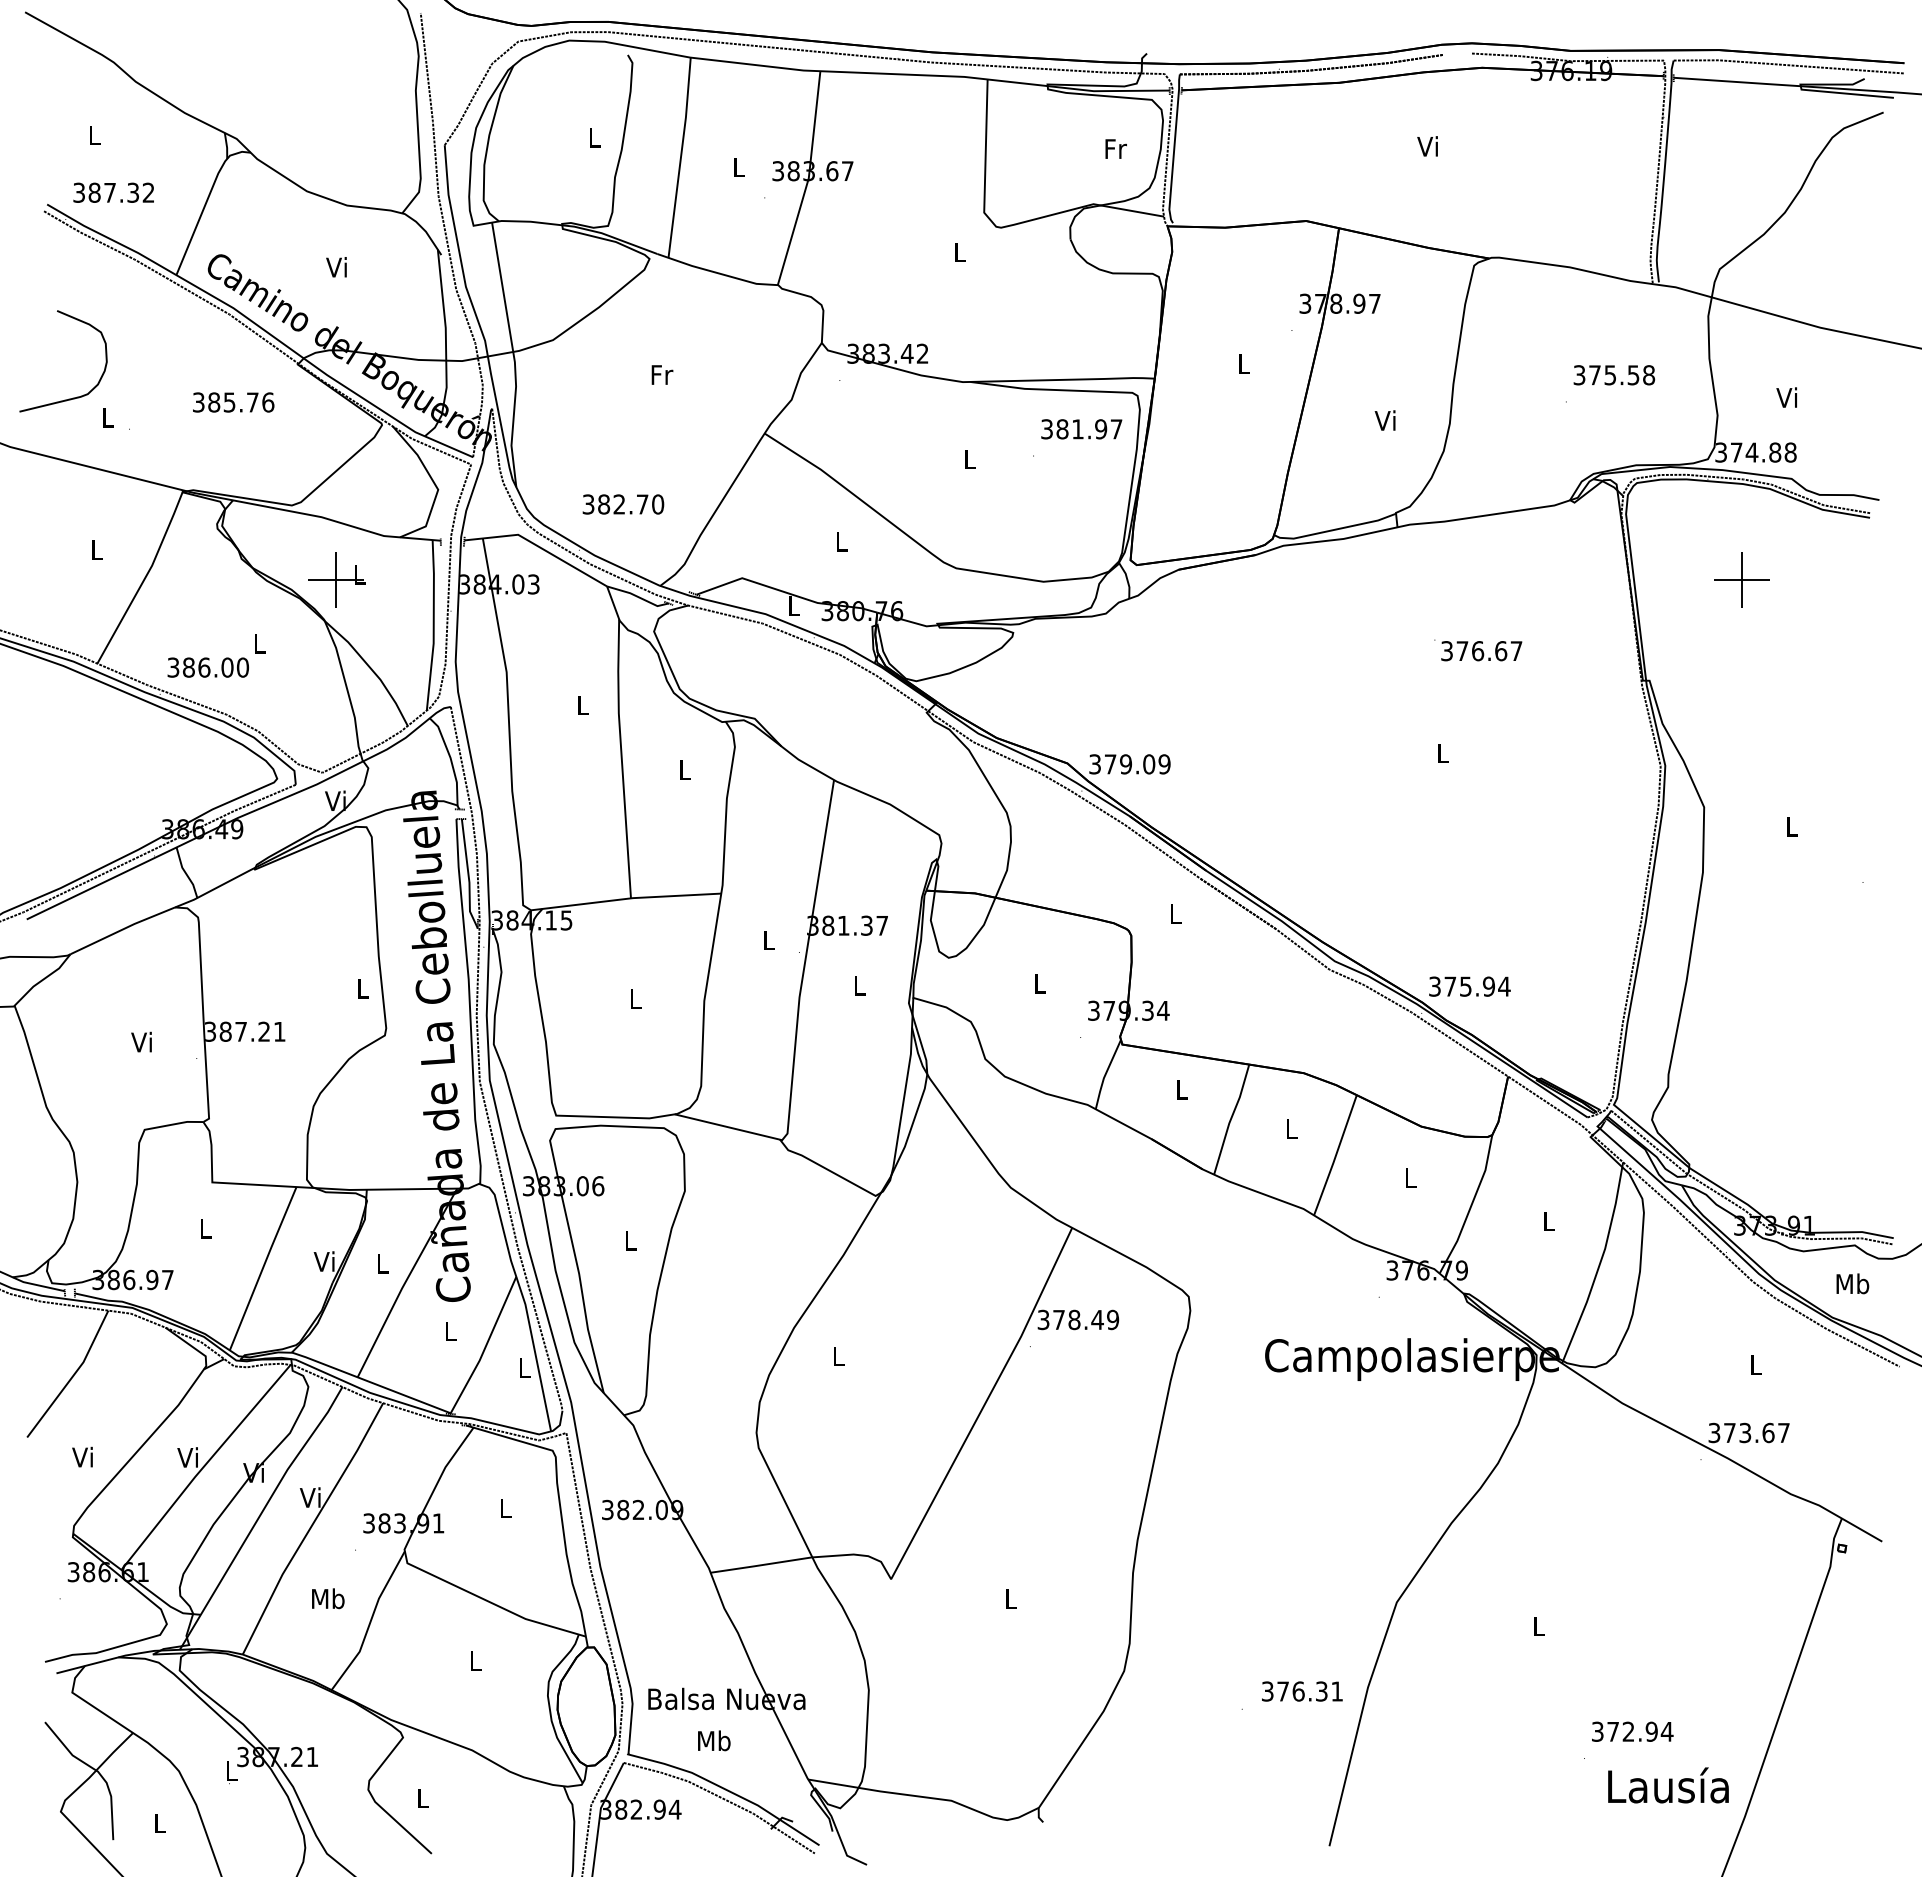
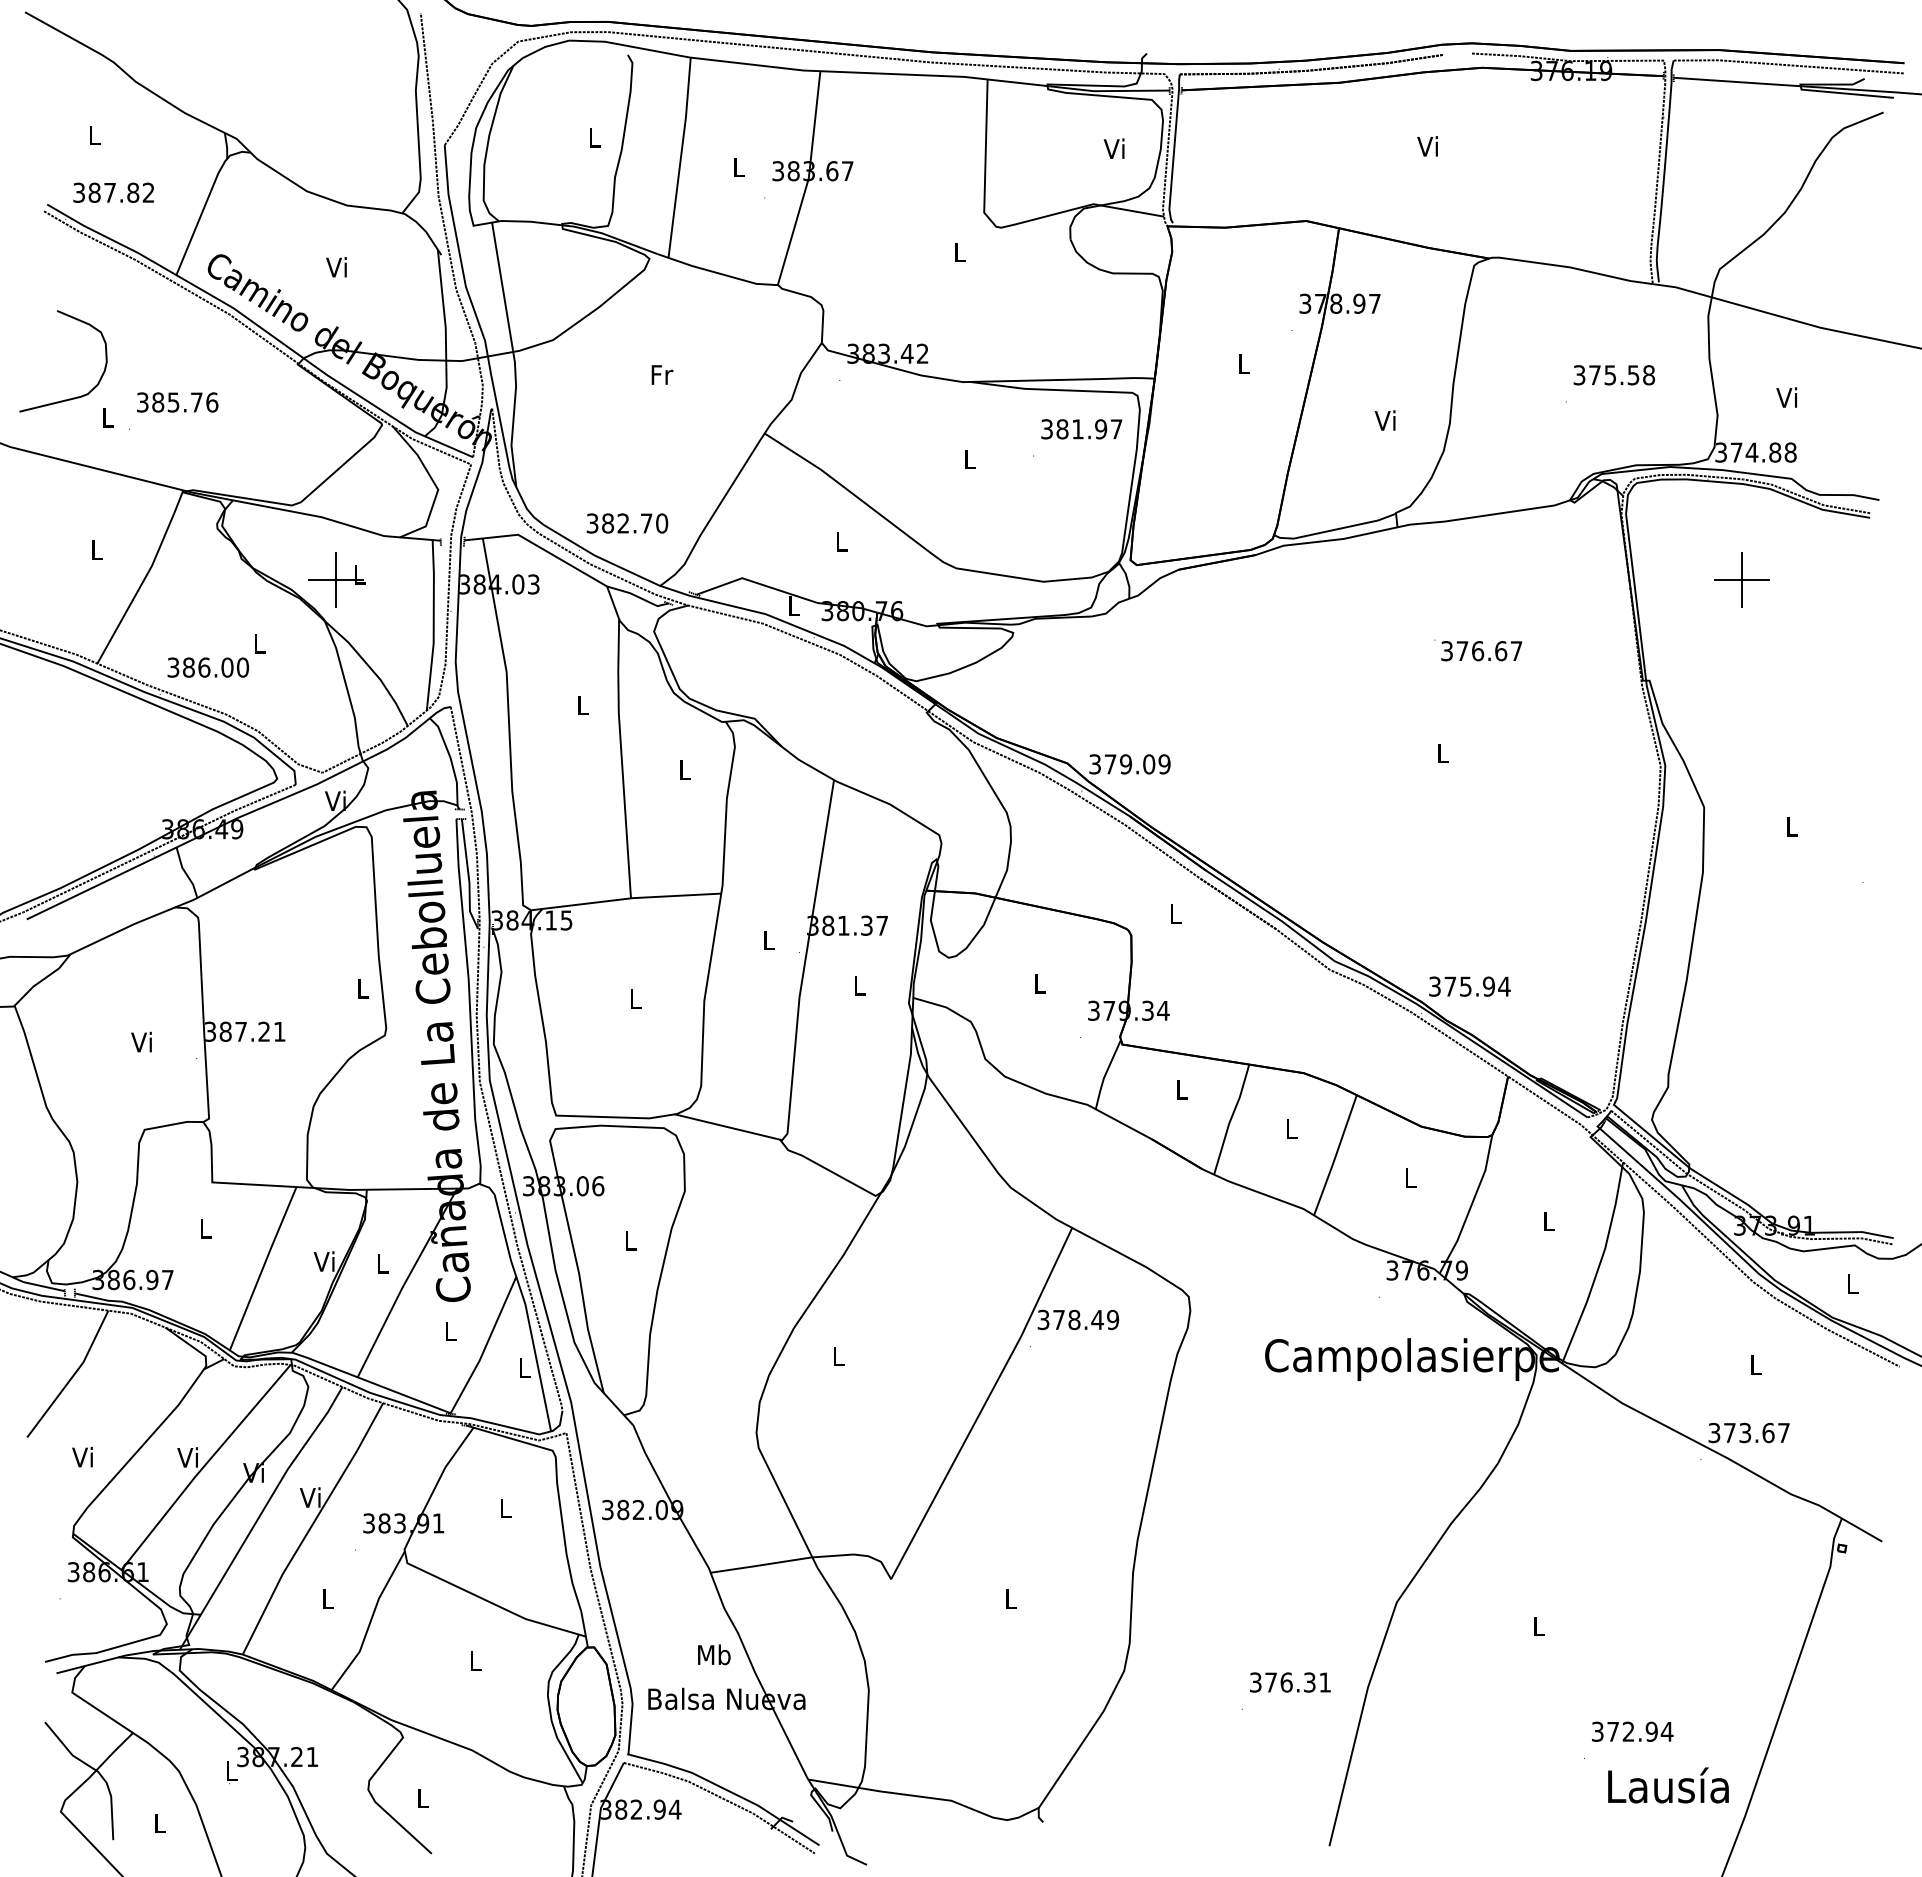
text: Fr -> Vi (1114, 148)
text: 387.32 -> 387.82 (133, 192)
text position: (233, 402) -> (177, 402) (177, 402)
text position: (623, 504) -> (627, 523) (627, 523)
text: Mb -> L (1852, 1283)
text: Mb -> L (328, 1598)
text position: (1302, 1691) -> (1290, 1682) (1290, 1682)
text position: (714, 1740) -> (714, 1654) (714, 1654)
